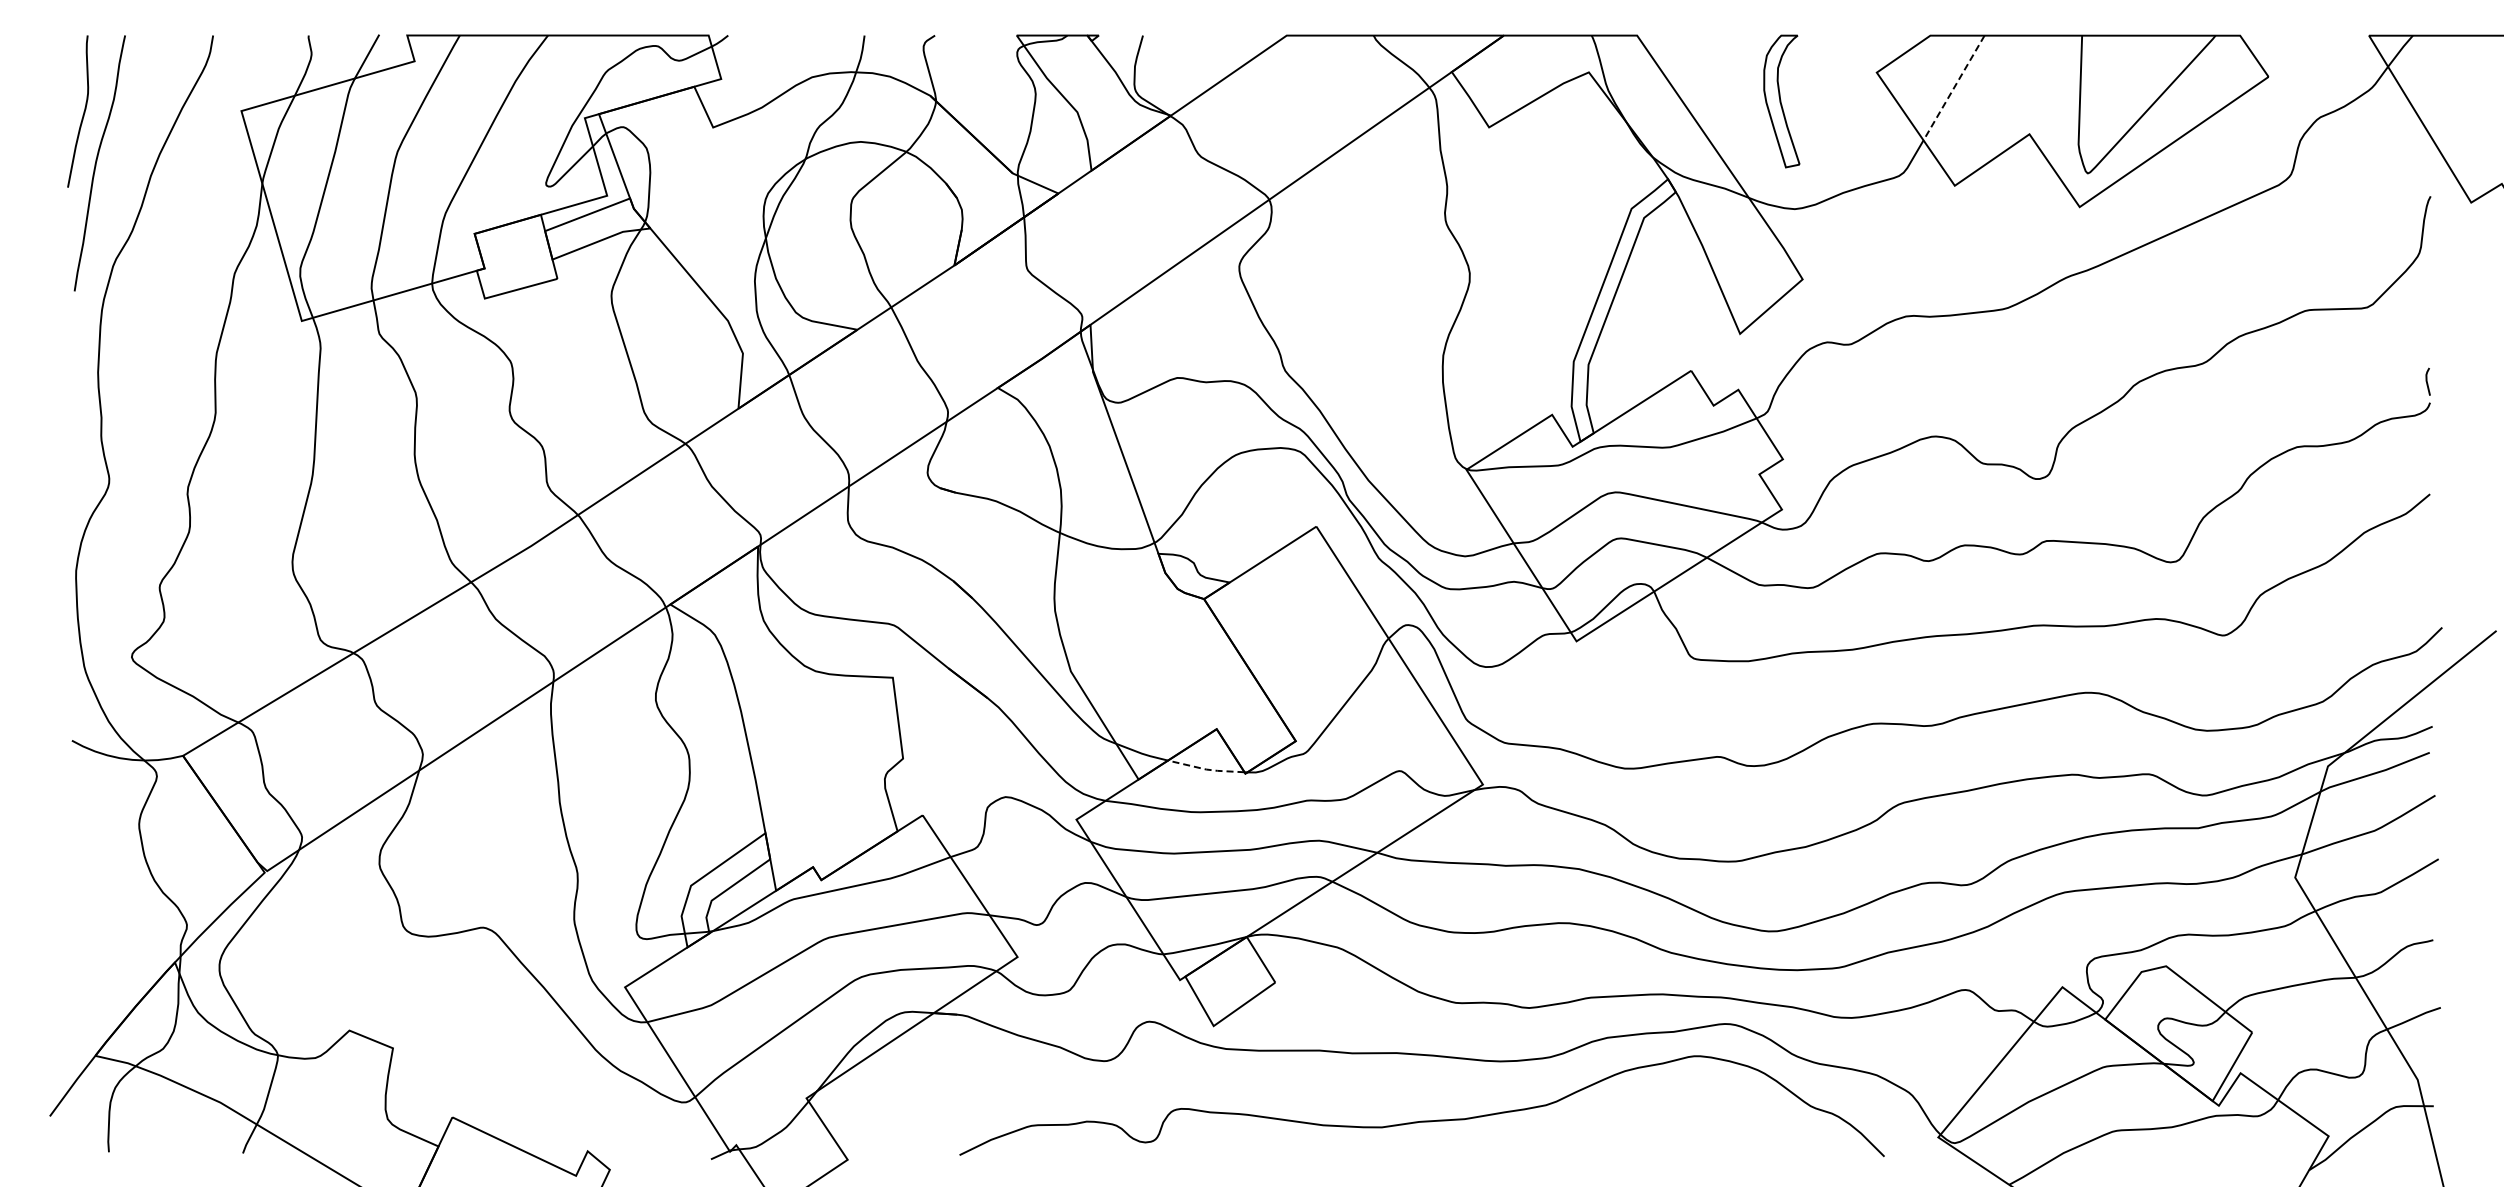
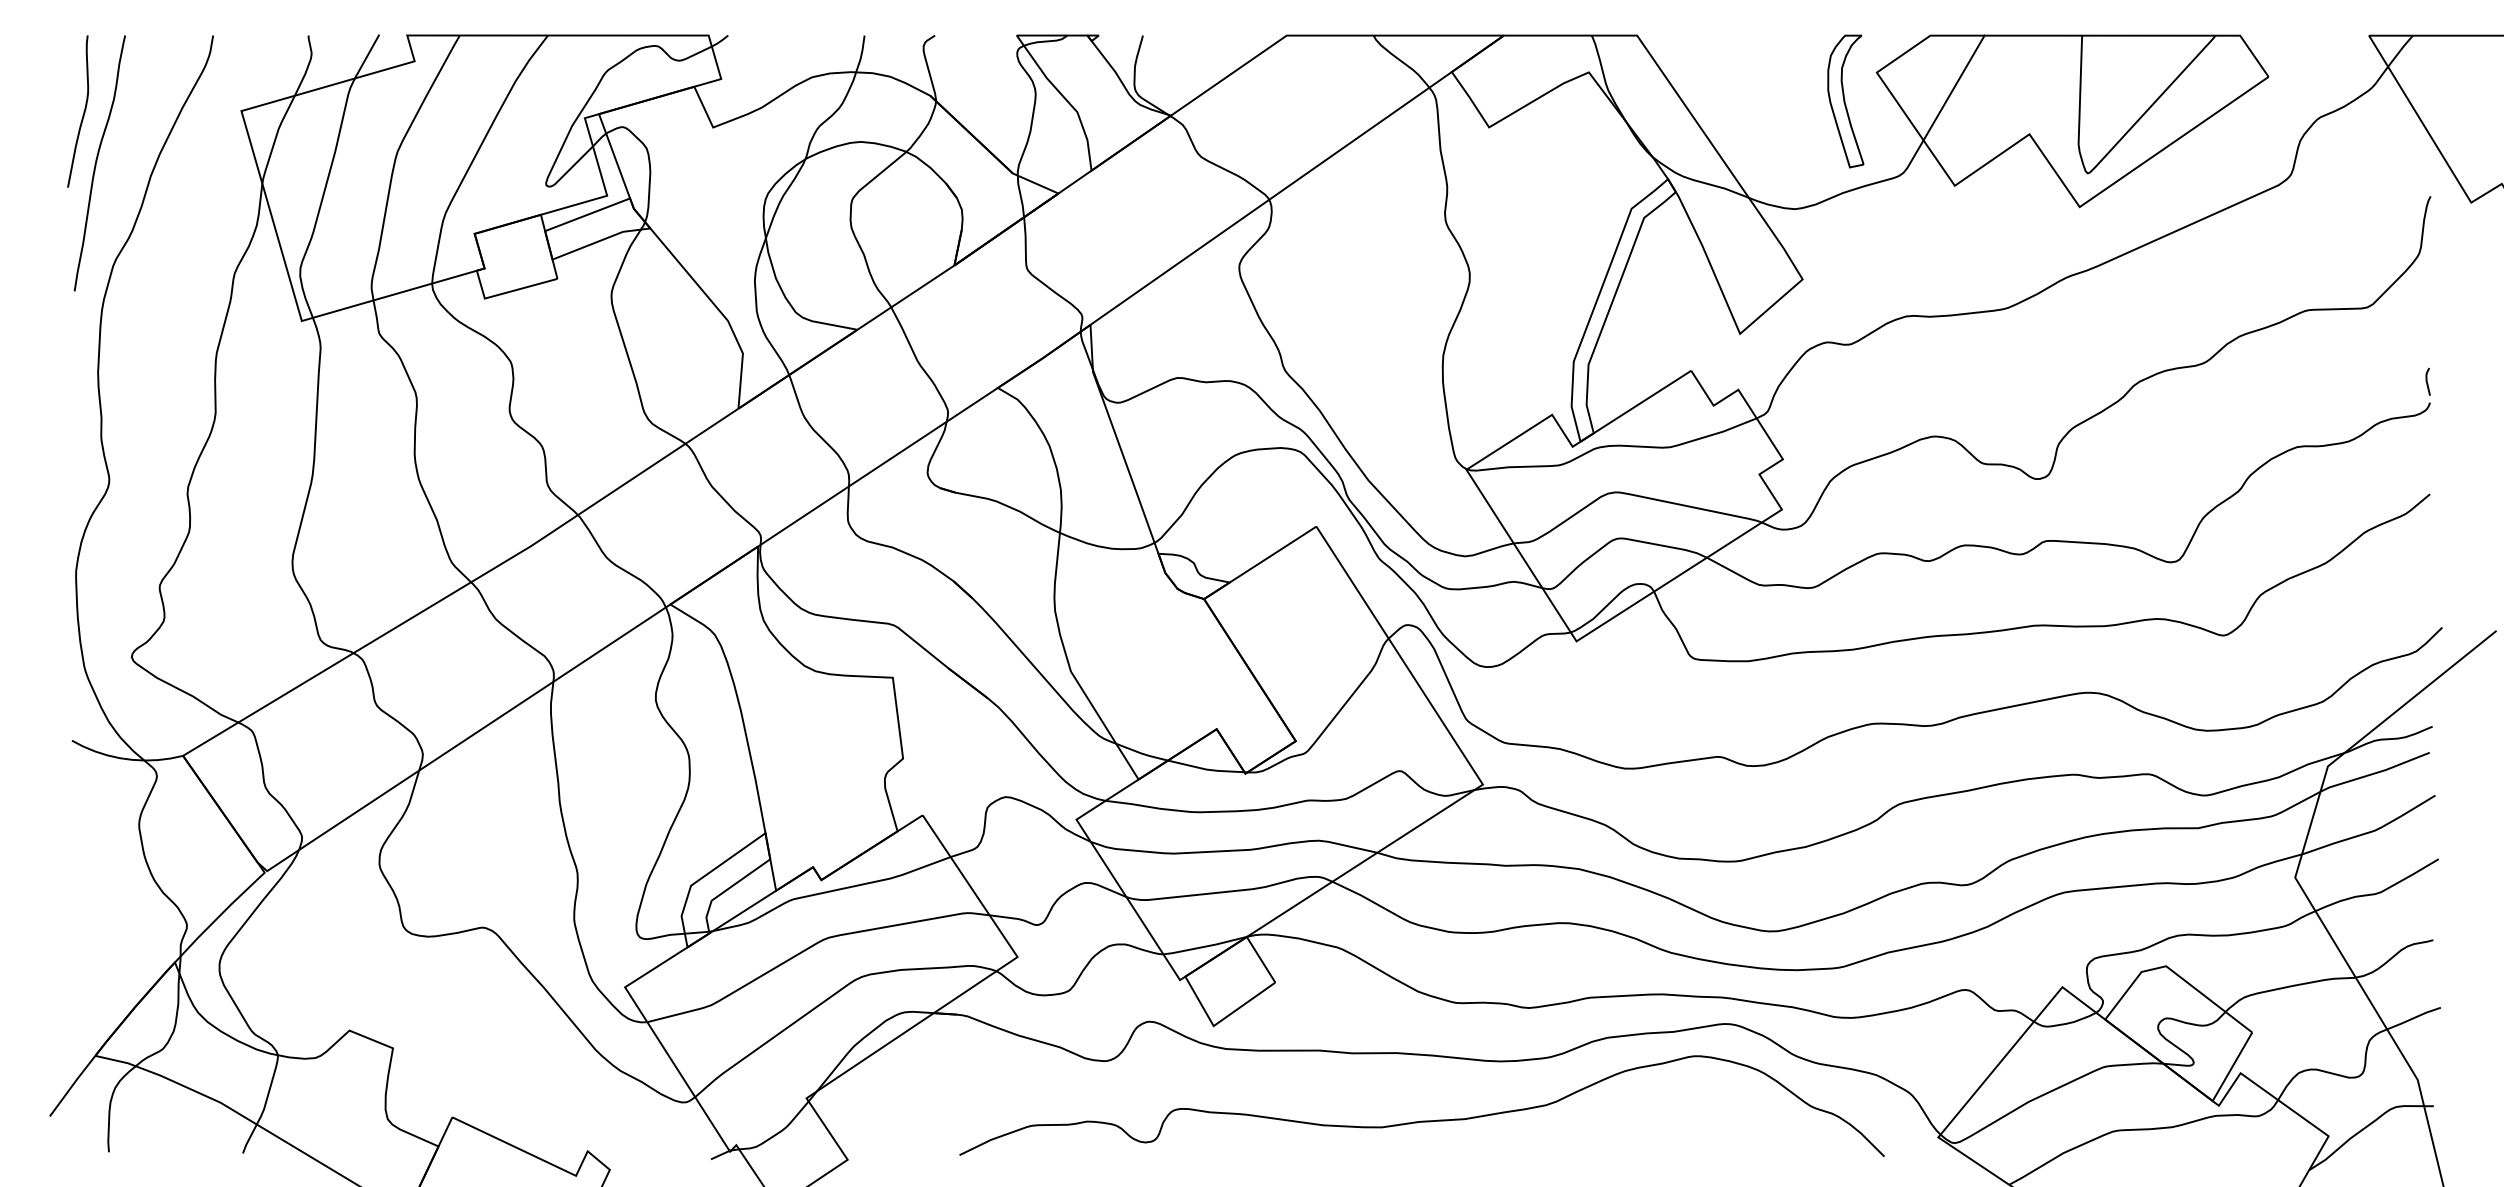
line: dashed -> solid (1954, 88)
part position: (1781, 101) -> (1845, 101) (1845, 101)
line: dashed -> solid (1206, 769)
